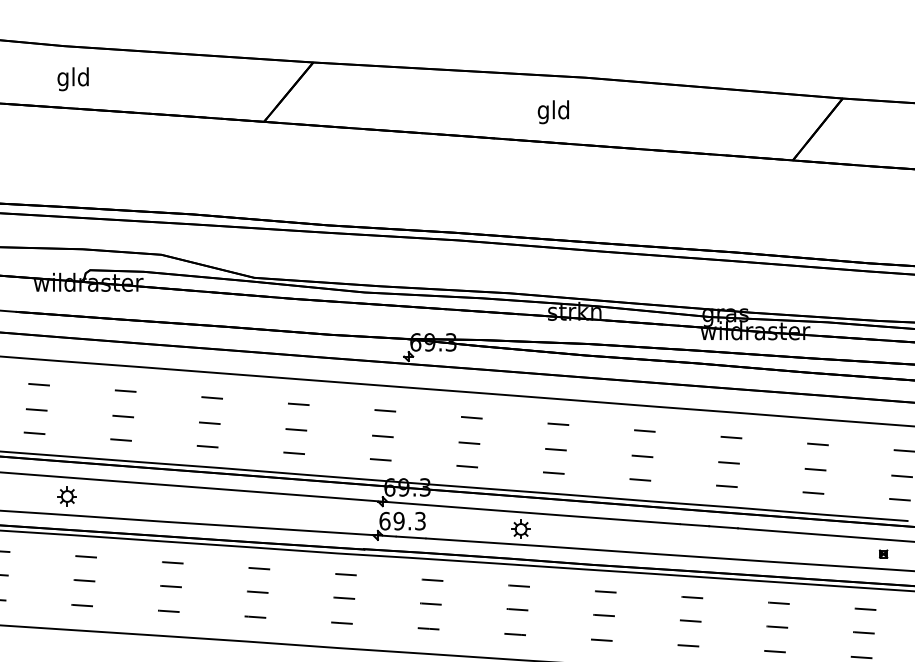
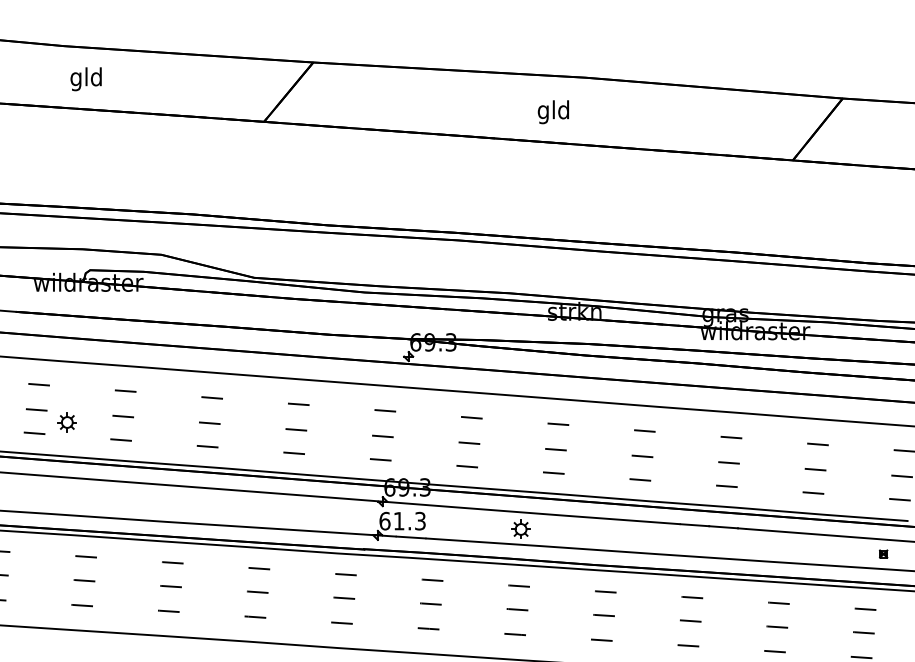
text position: (72, 79) -> (85, 79) (85, 79)
part position: (66, 496) -> (66, 422) (66, 422)
text: 69.3 -> 61.3 (398, 520)
